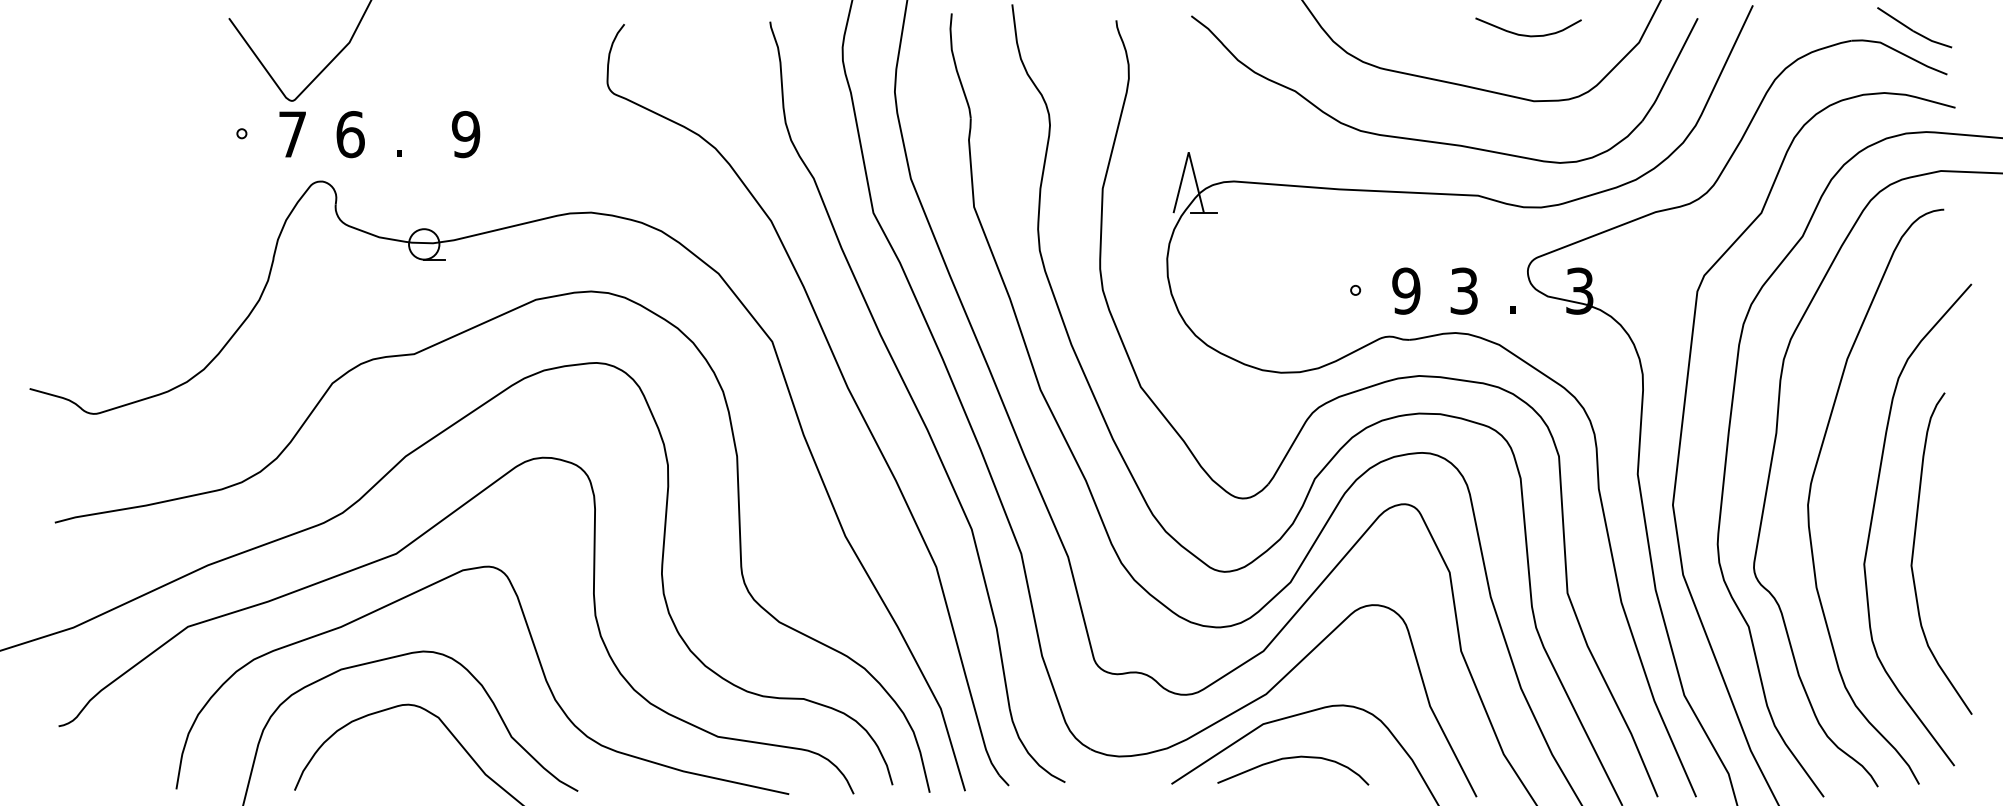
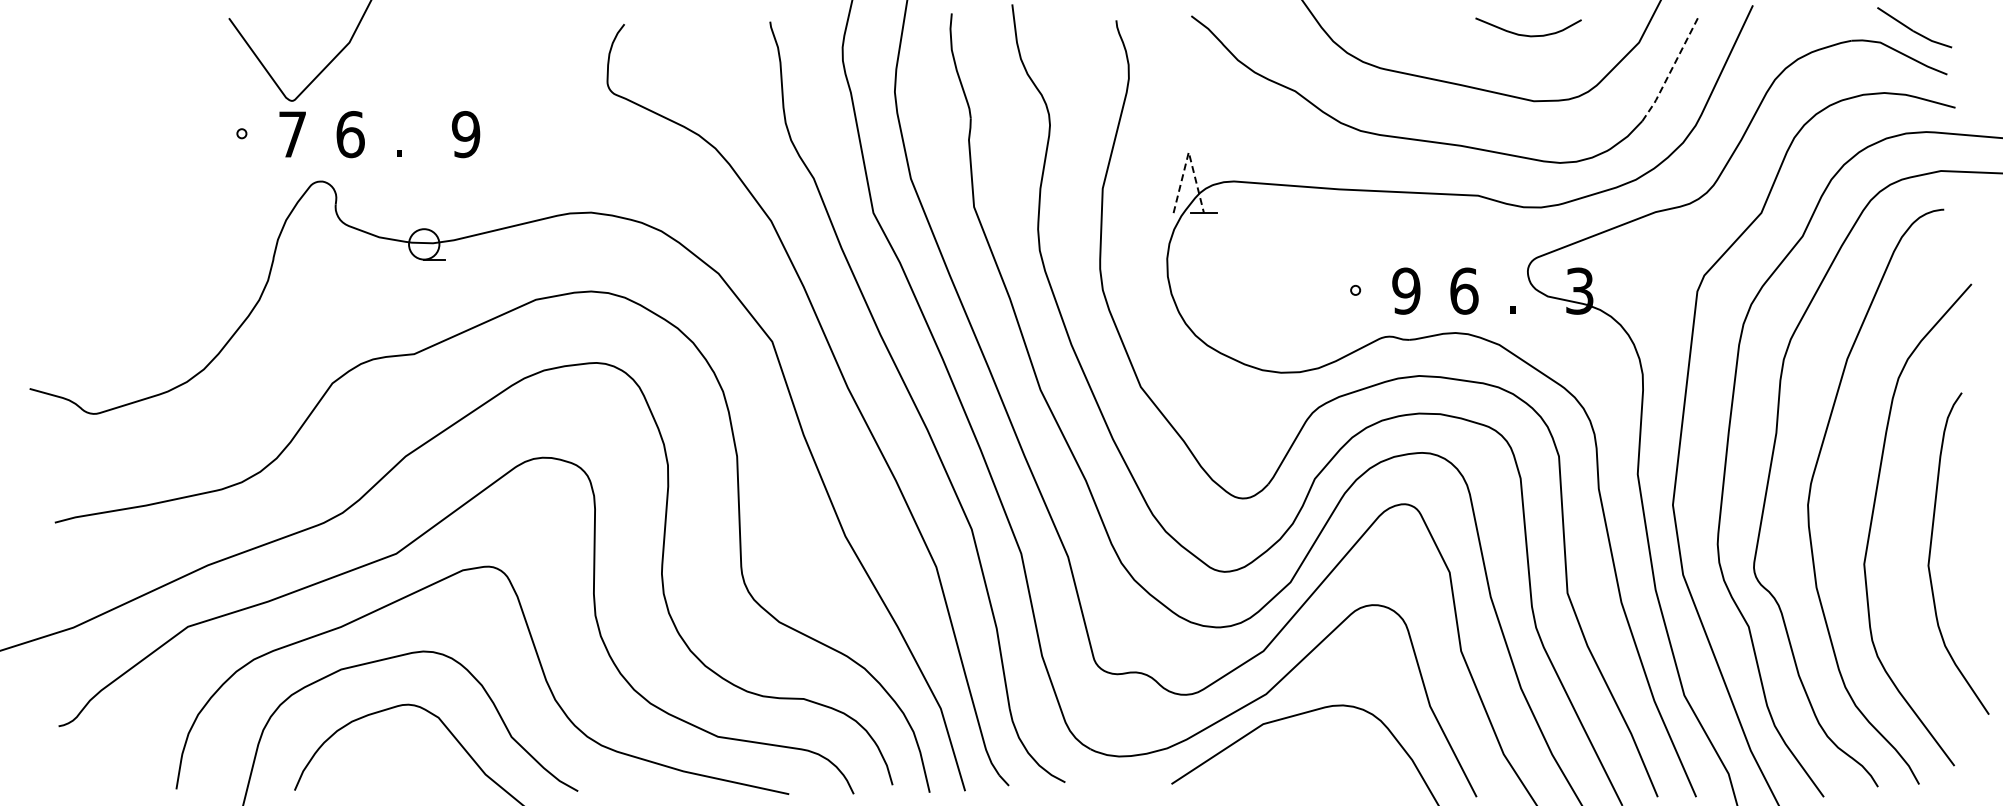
line: solid -> dashed (1670, 71)
line: solid -> dashed (1188, 152)
text: 3 -> 6 (1464, 290)
curve position: (1914, 549) -> (1931, 549) (1931, 549)
curve: present -> none (1293, 758)
